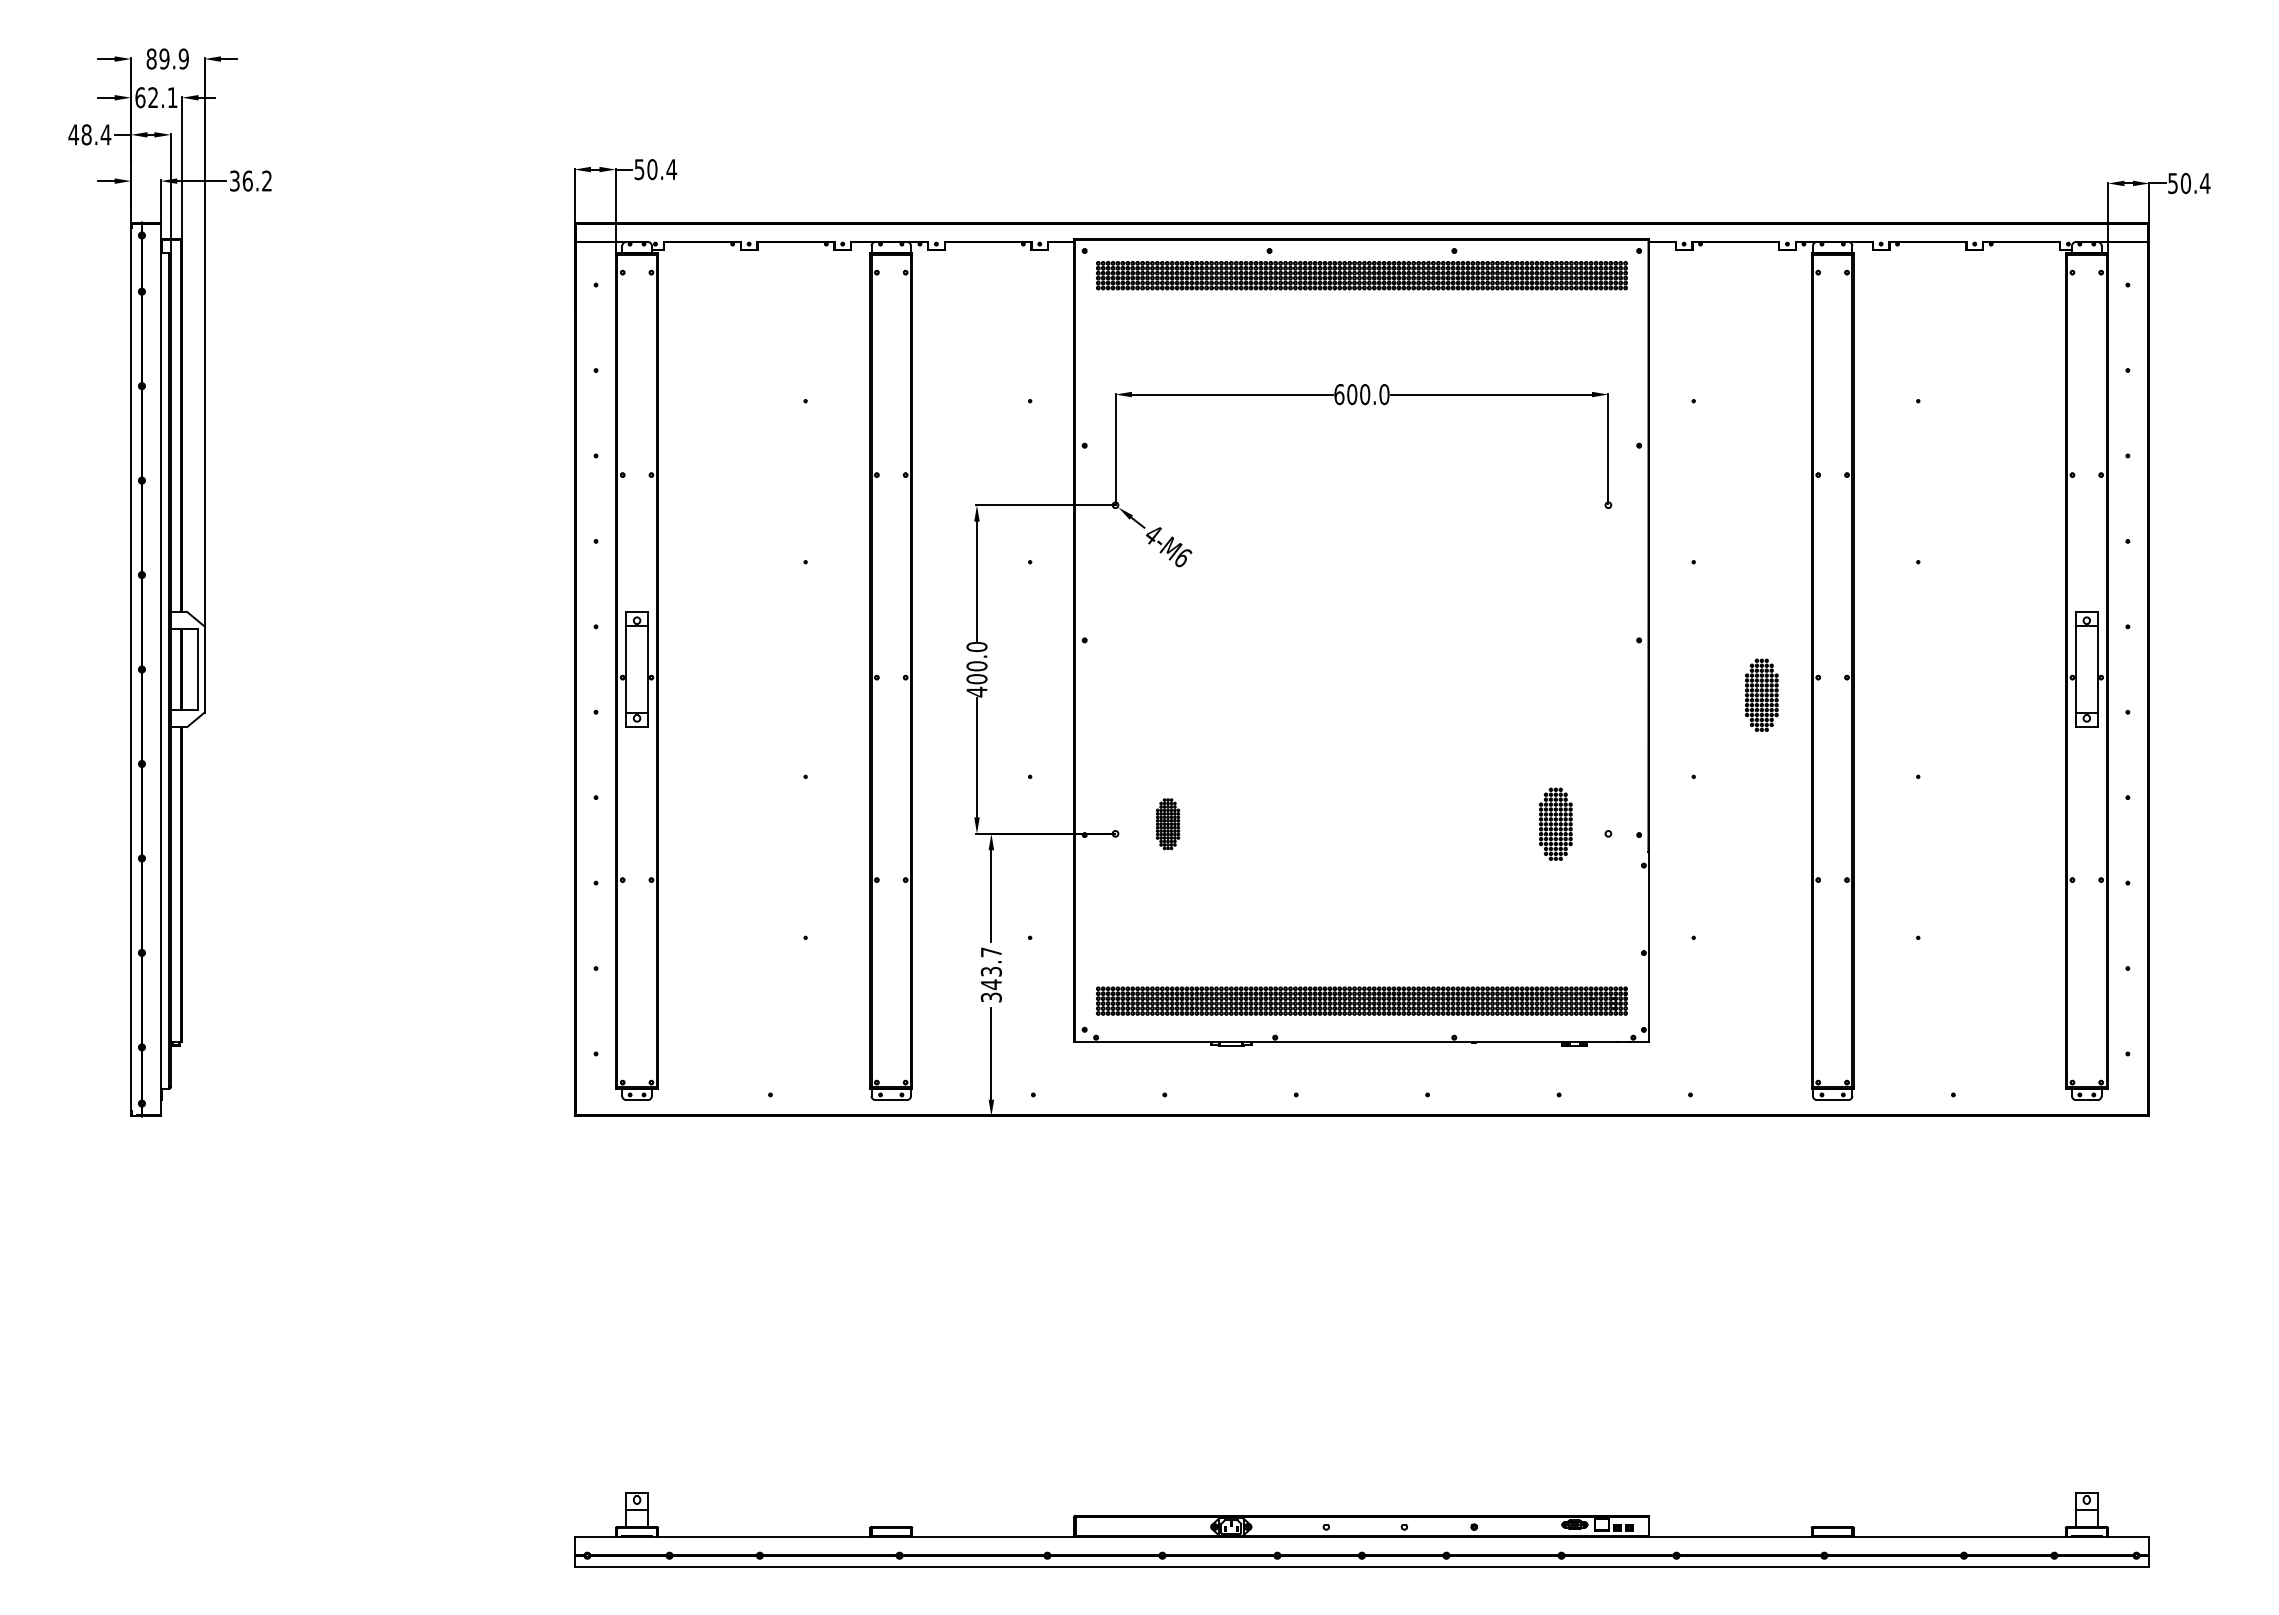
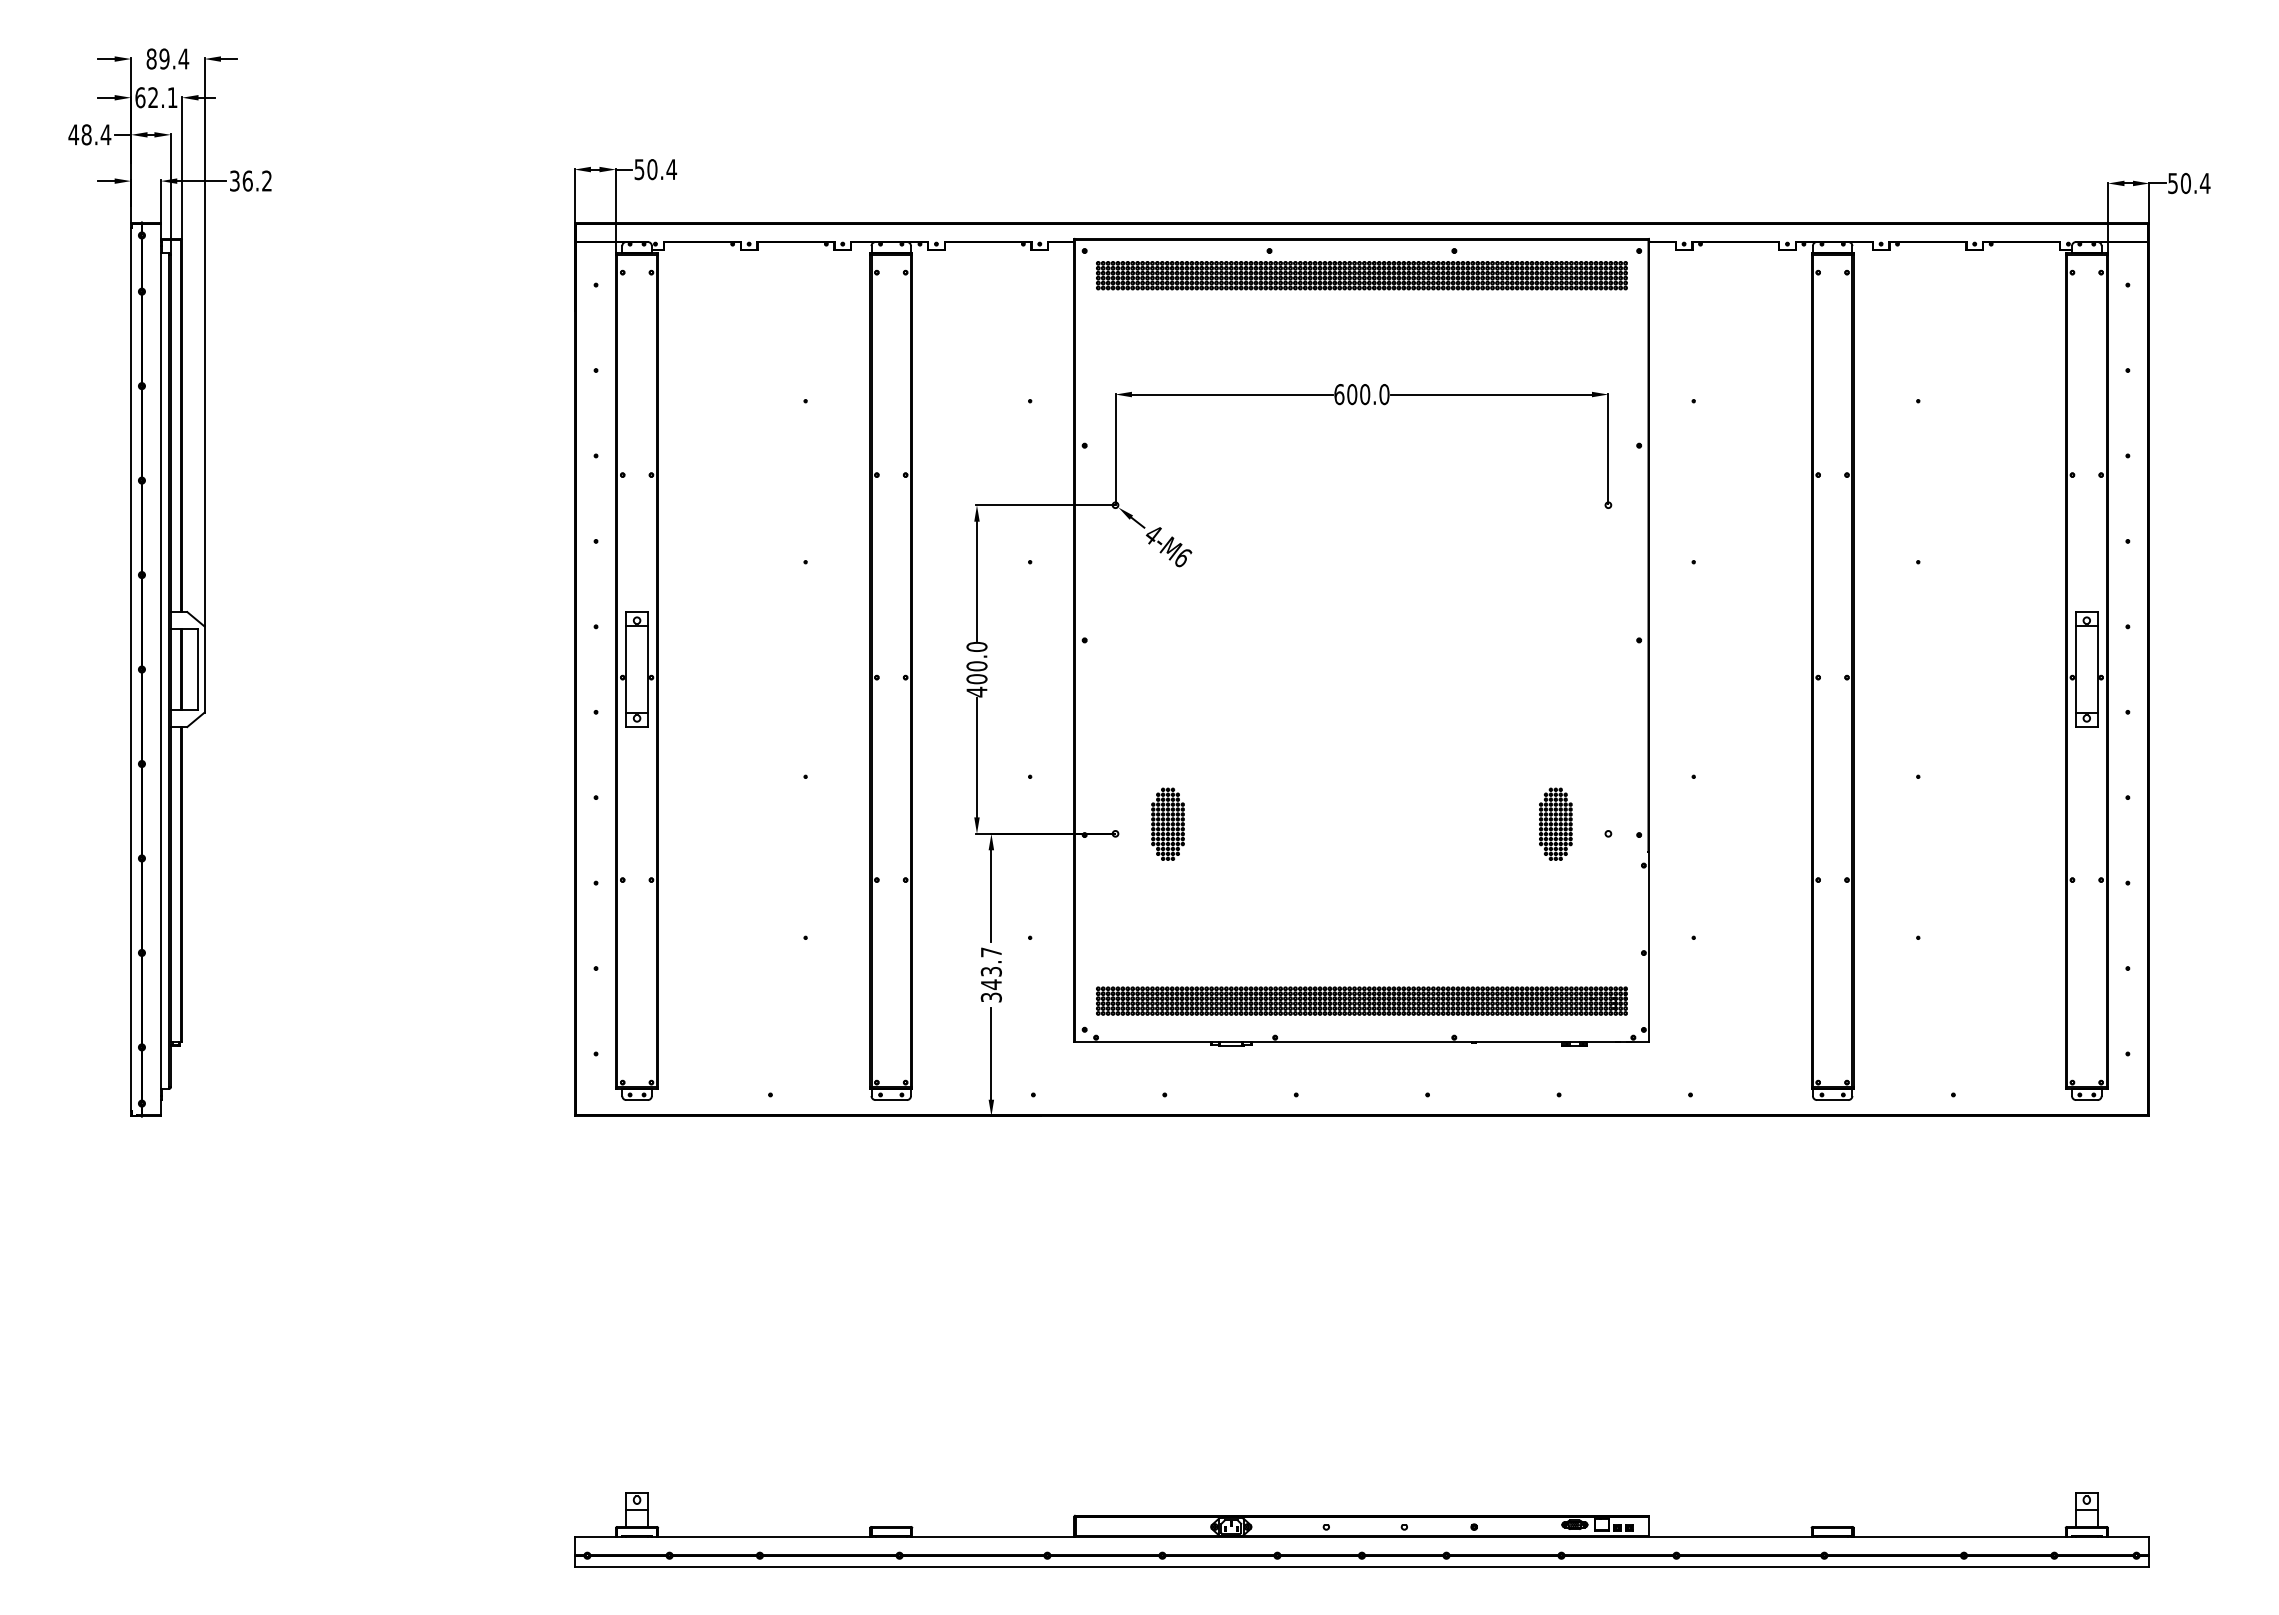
text: 89.9 -> 89.4 (183, 58)
part: present -> none (1761, 694)
part size: 25x53 px -> 34x74 px (1167, 823)
